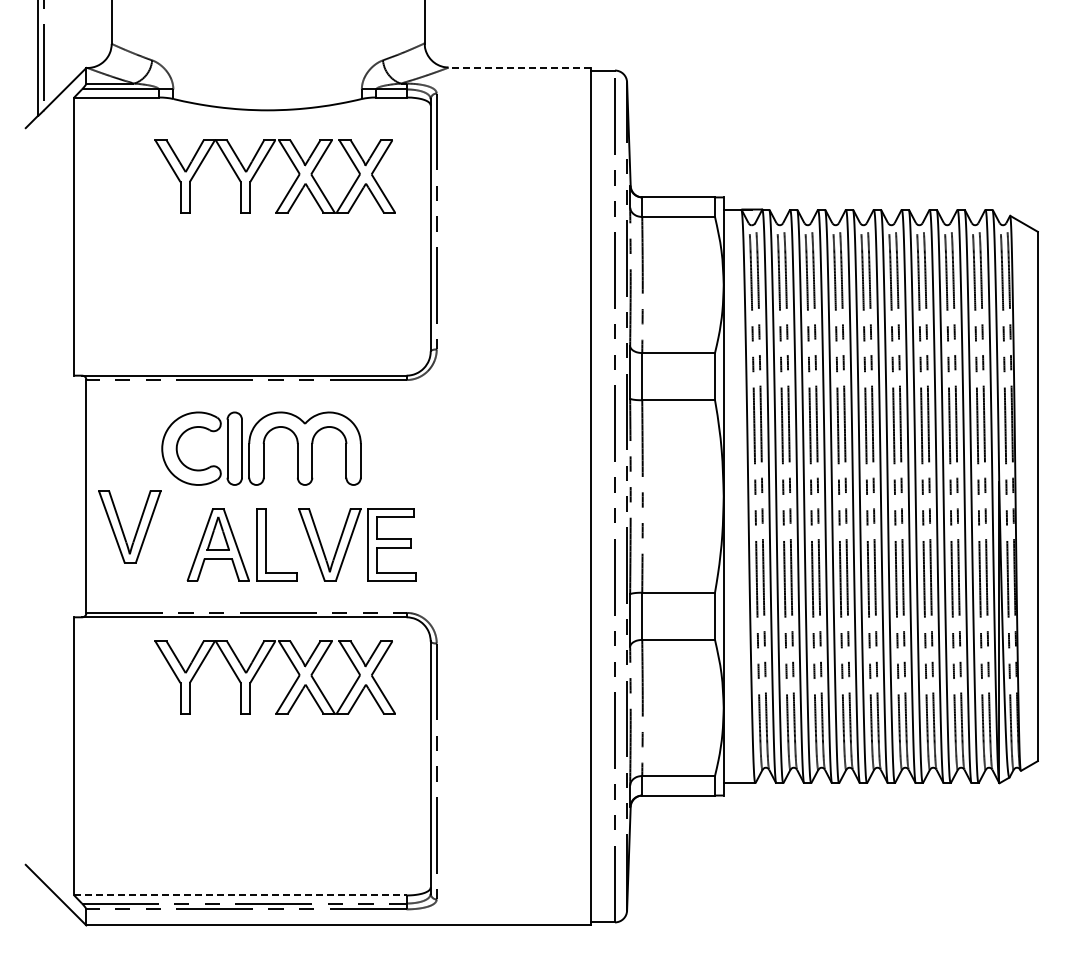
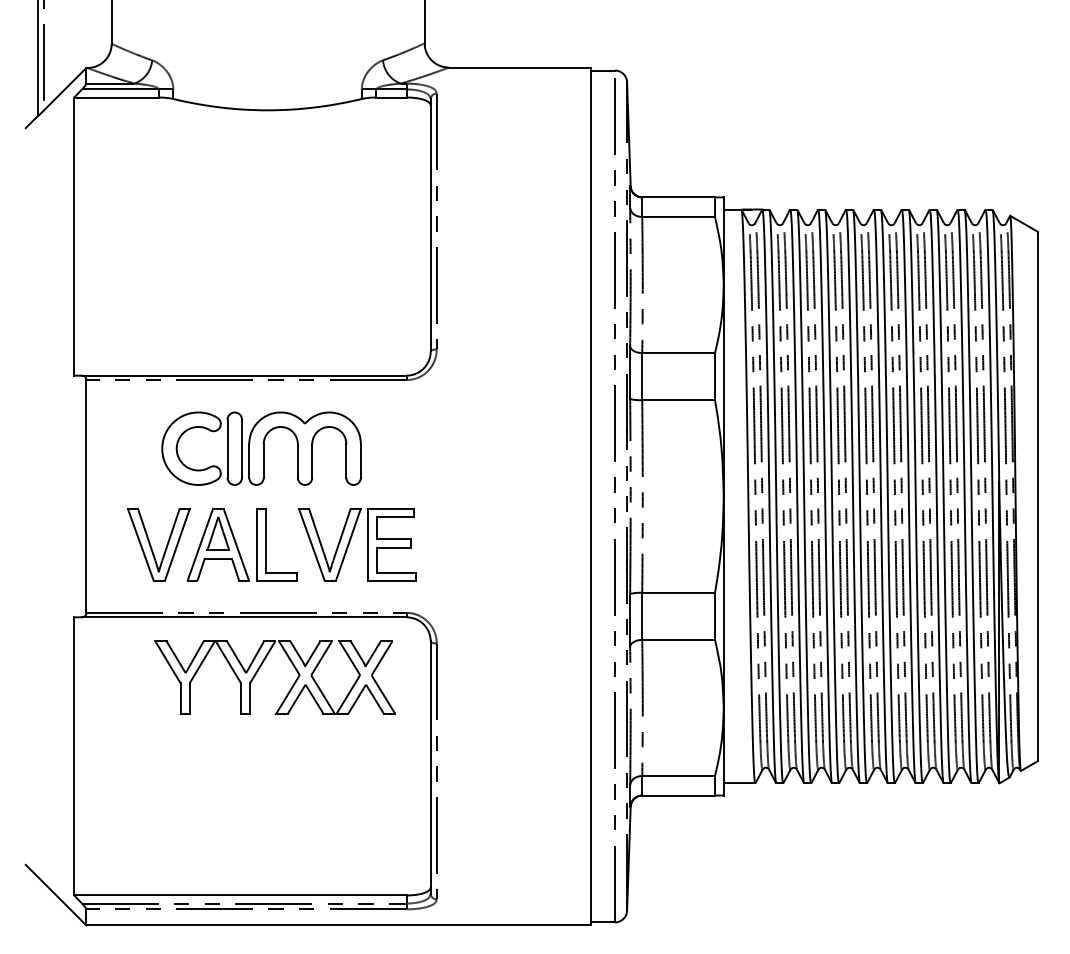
line: dashed -> solid (519, 67)
part: present -> none (260, 167)
part position: (122, 527) -> (151, 545) (151, 545)
line: dashed -> solid (240, 895)
